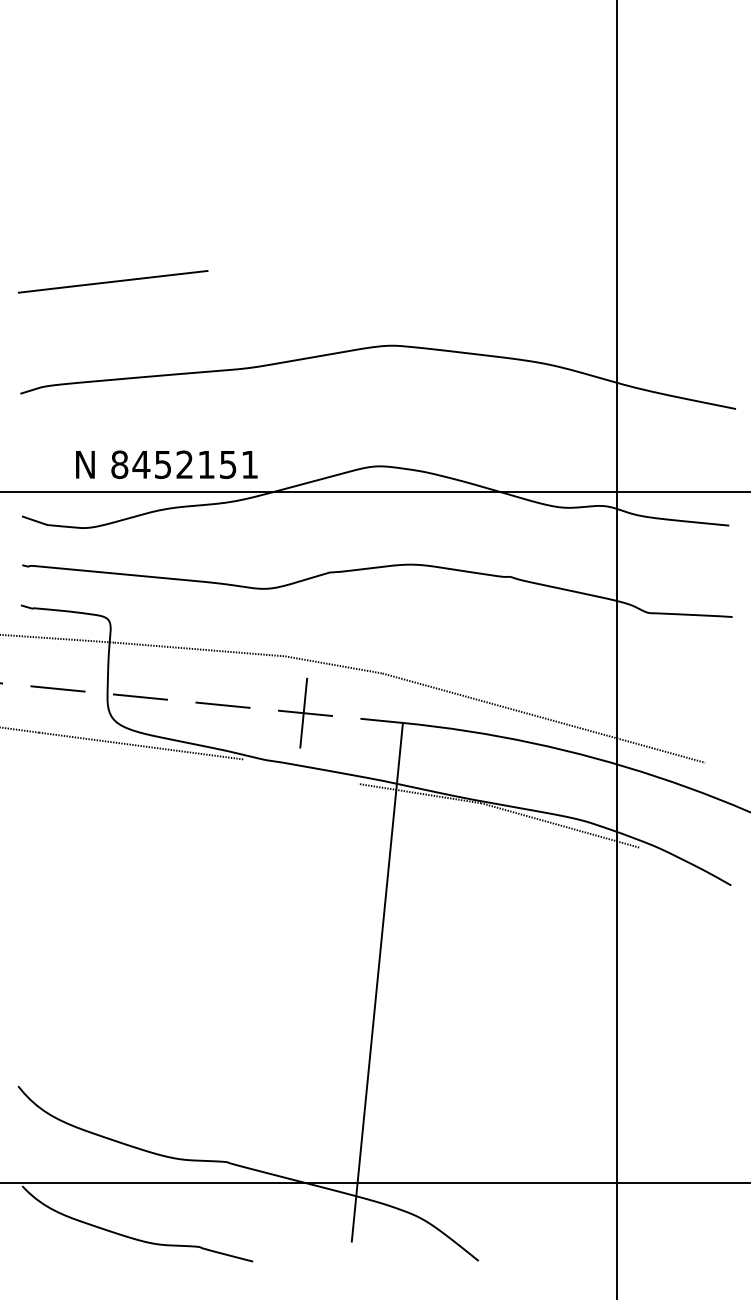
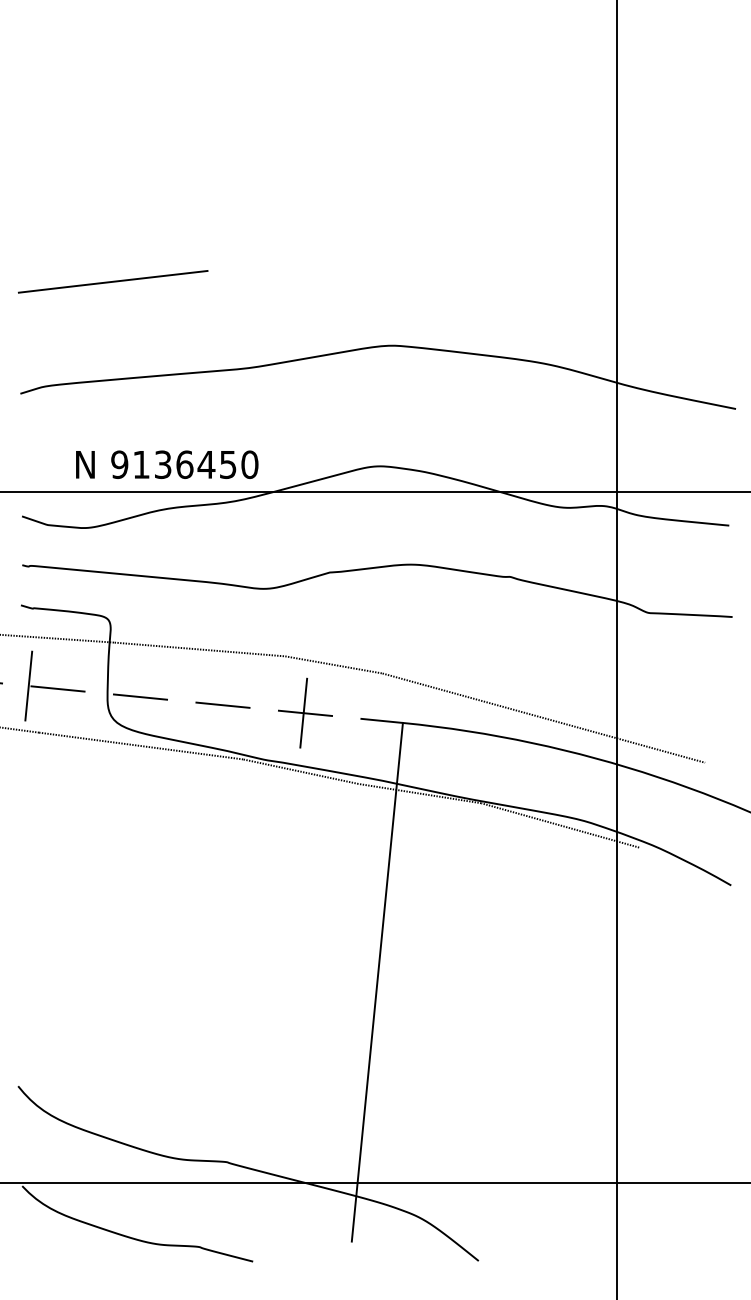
text: 8452151 -> 9136450 (184, 464)
line: none -> present (28, 685)
line: none -> present (300, 771)
